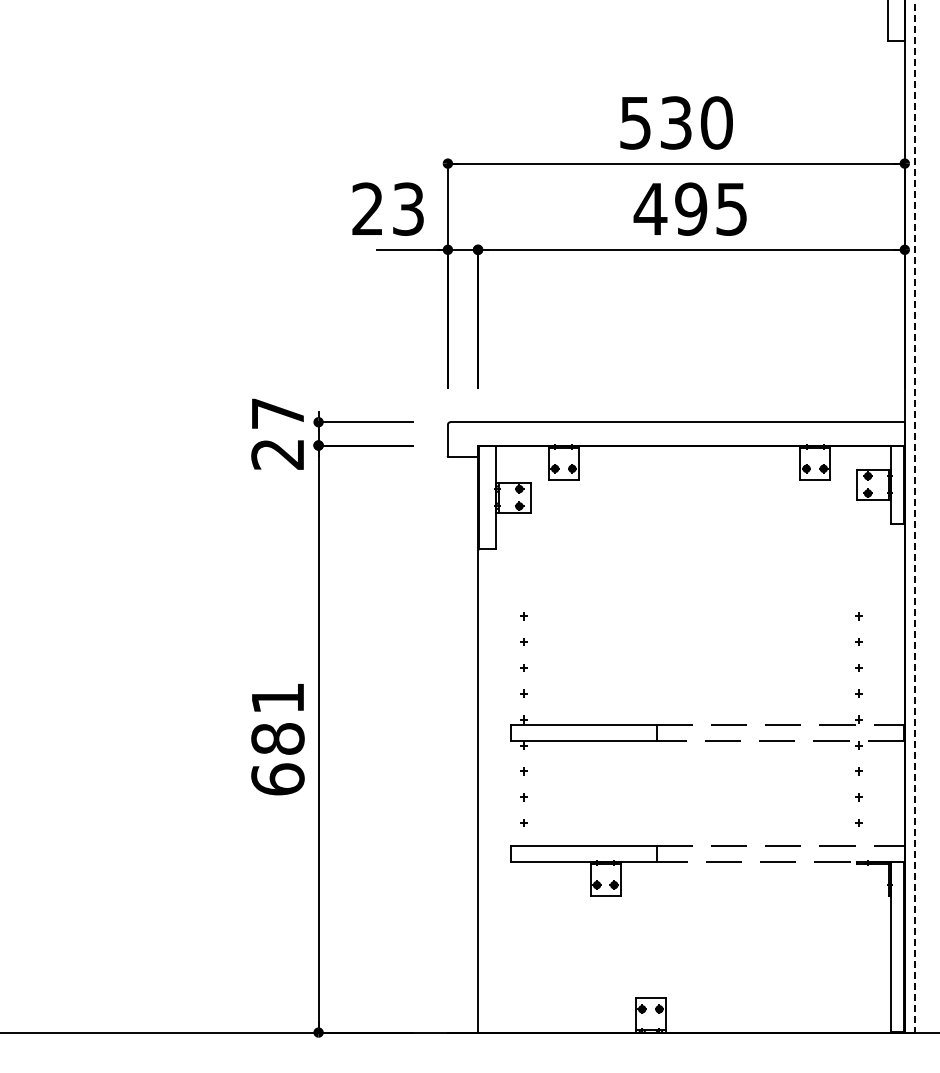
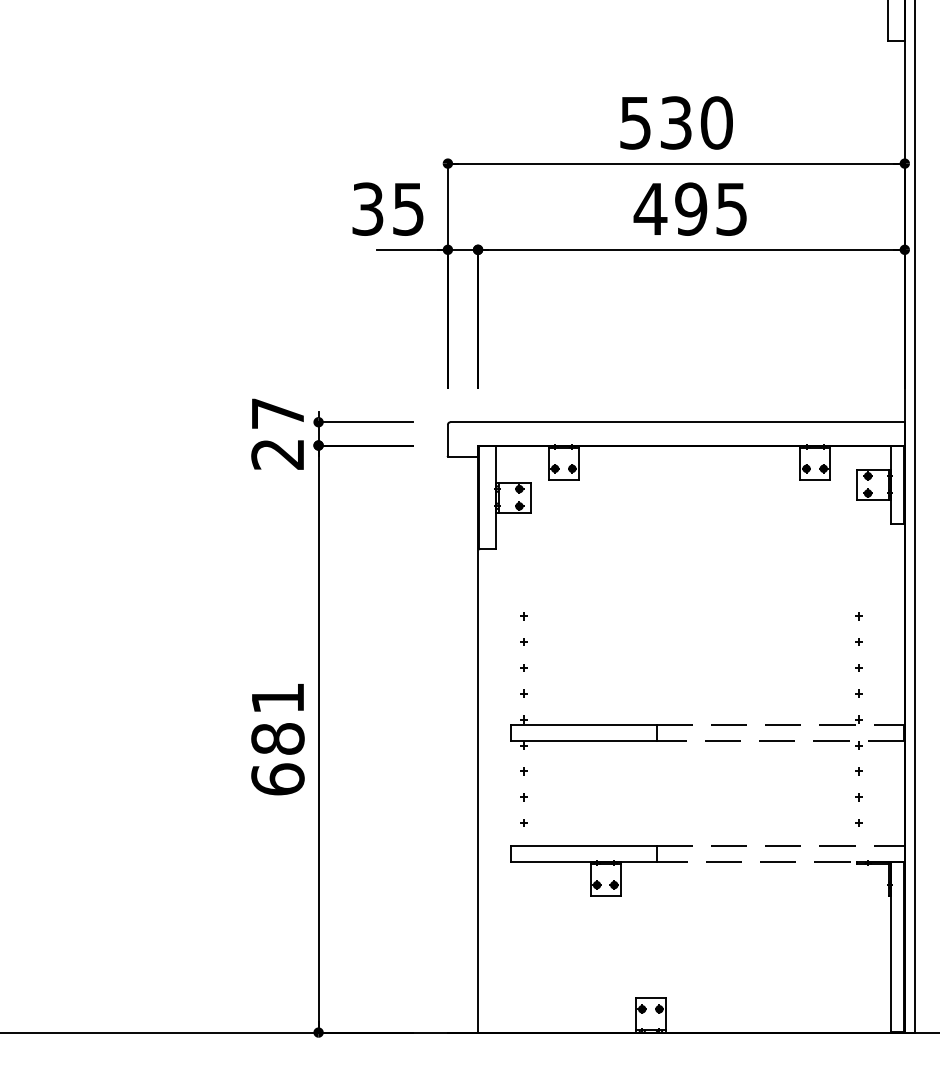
text: 23 -> 35 (387, 208)
line: dashed -> solid (915, 516)
